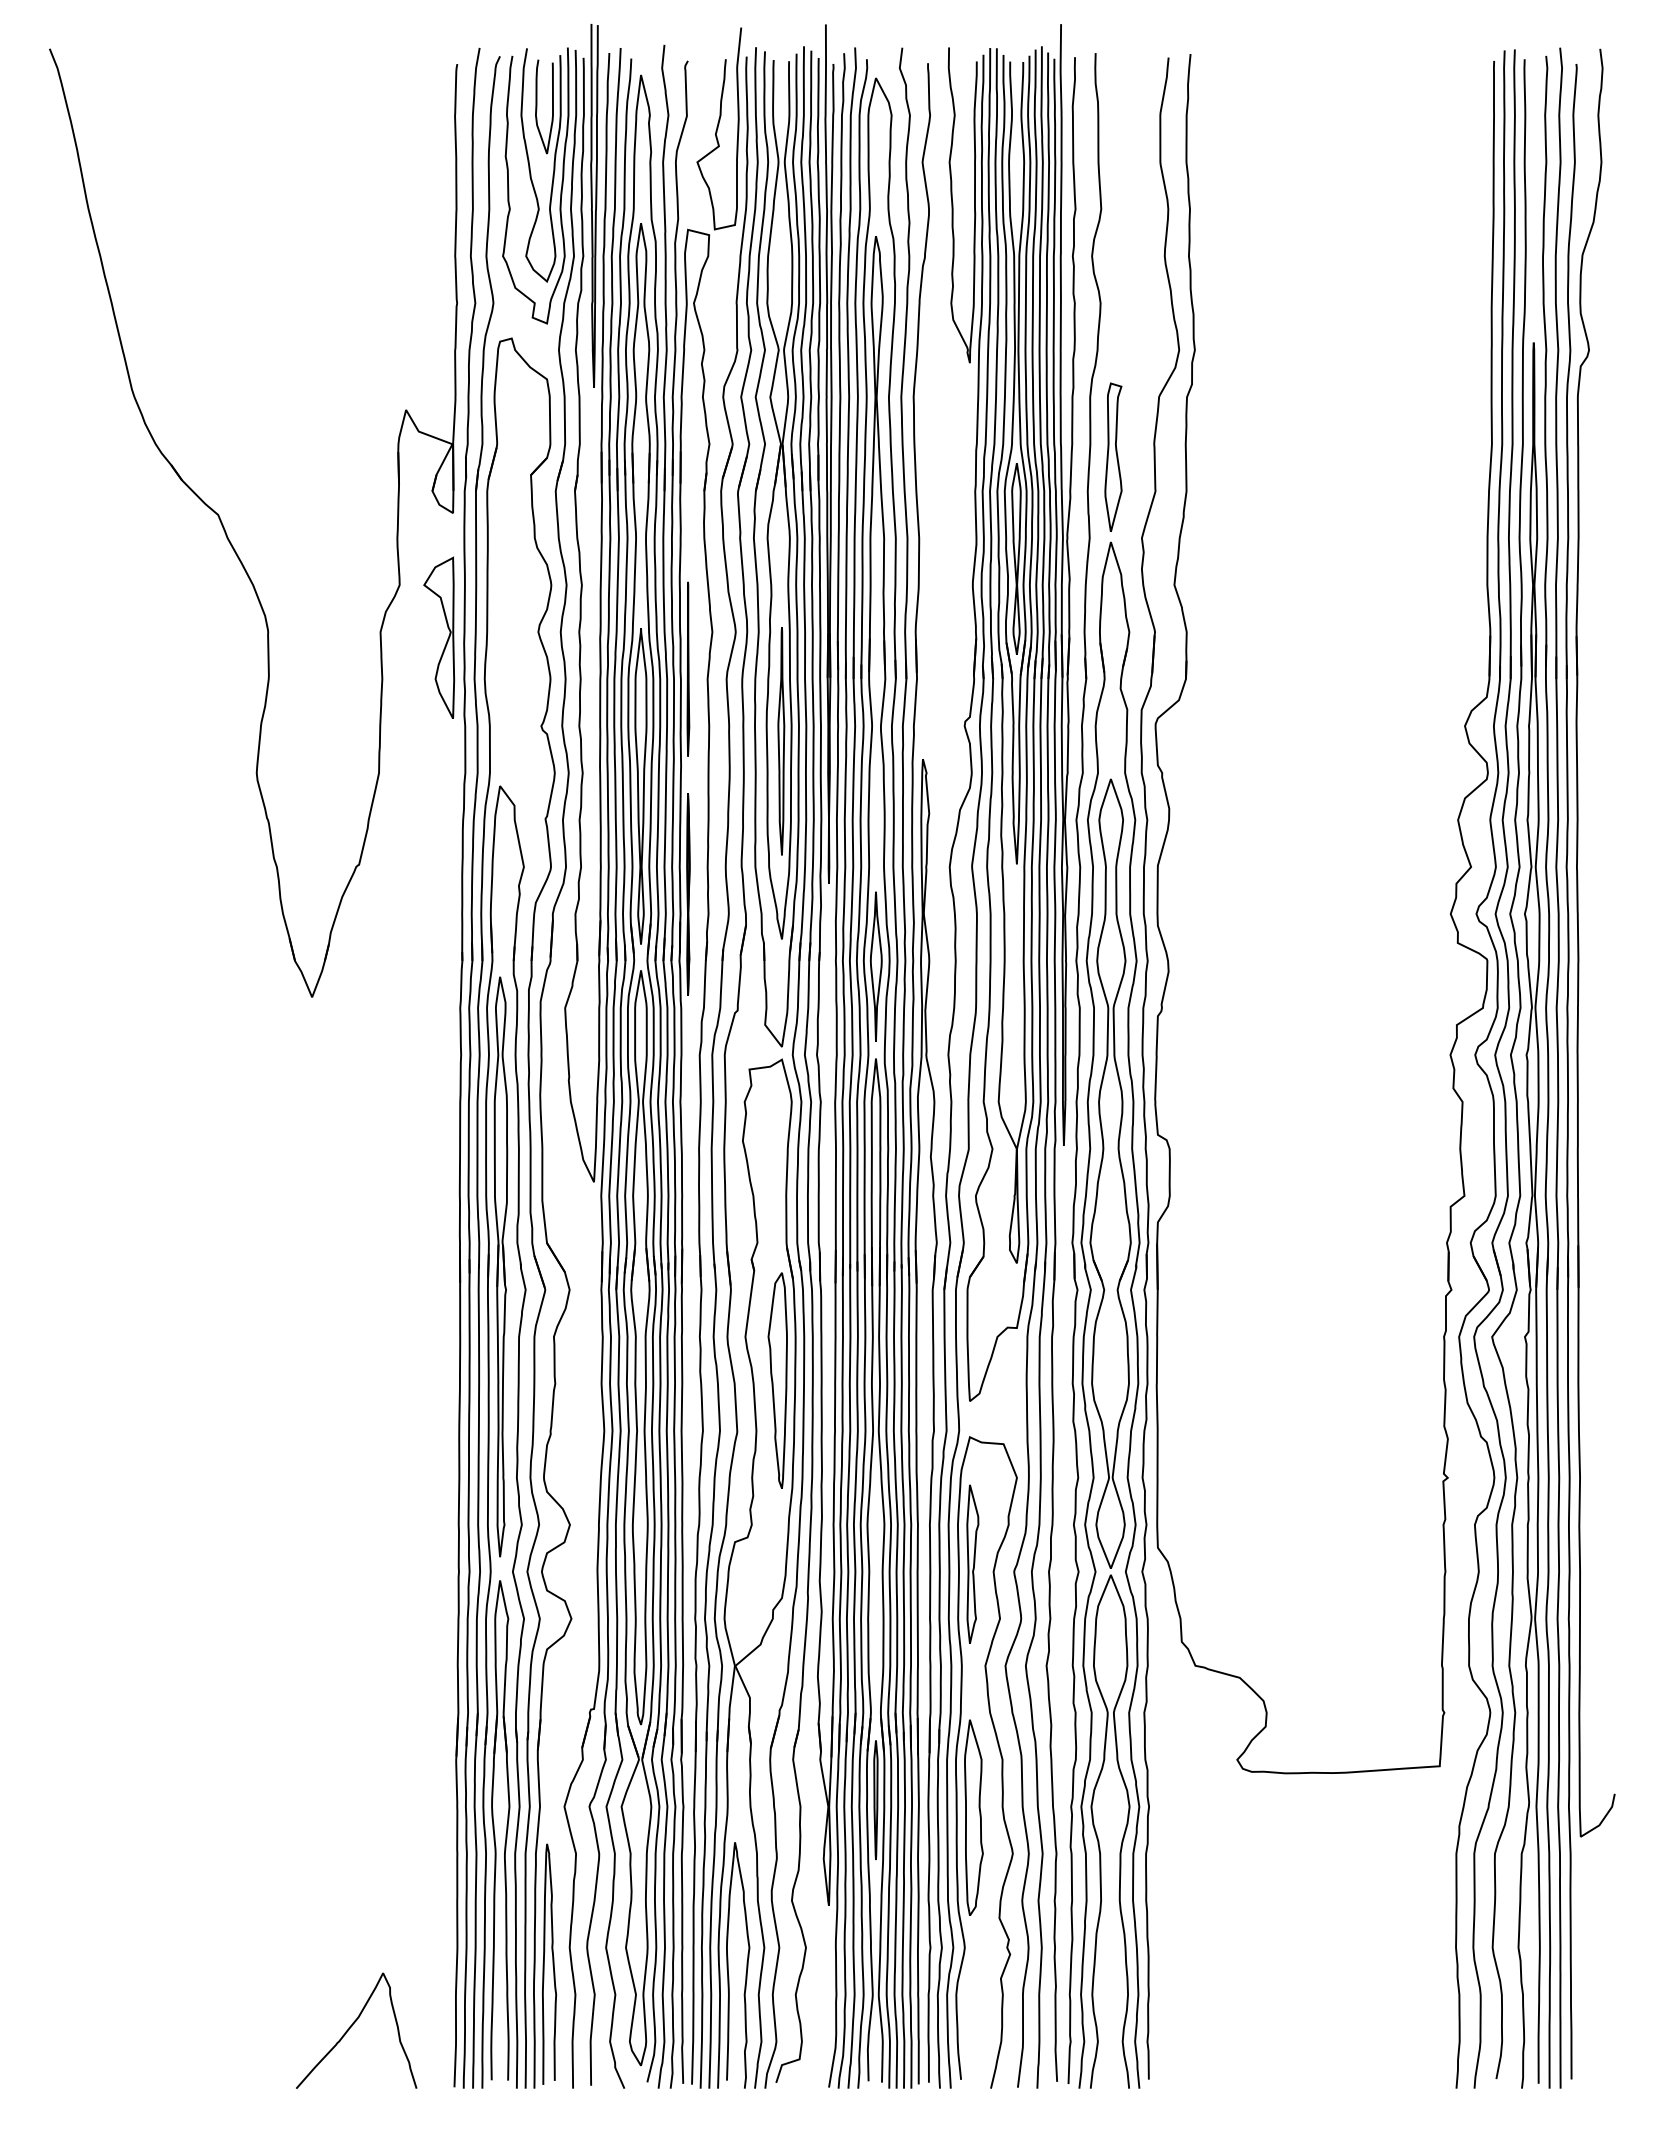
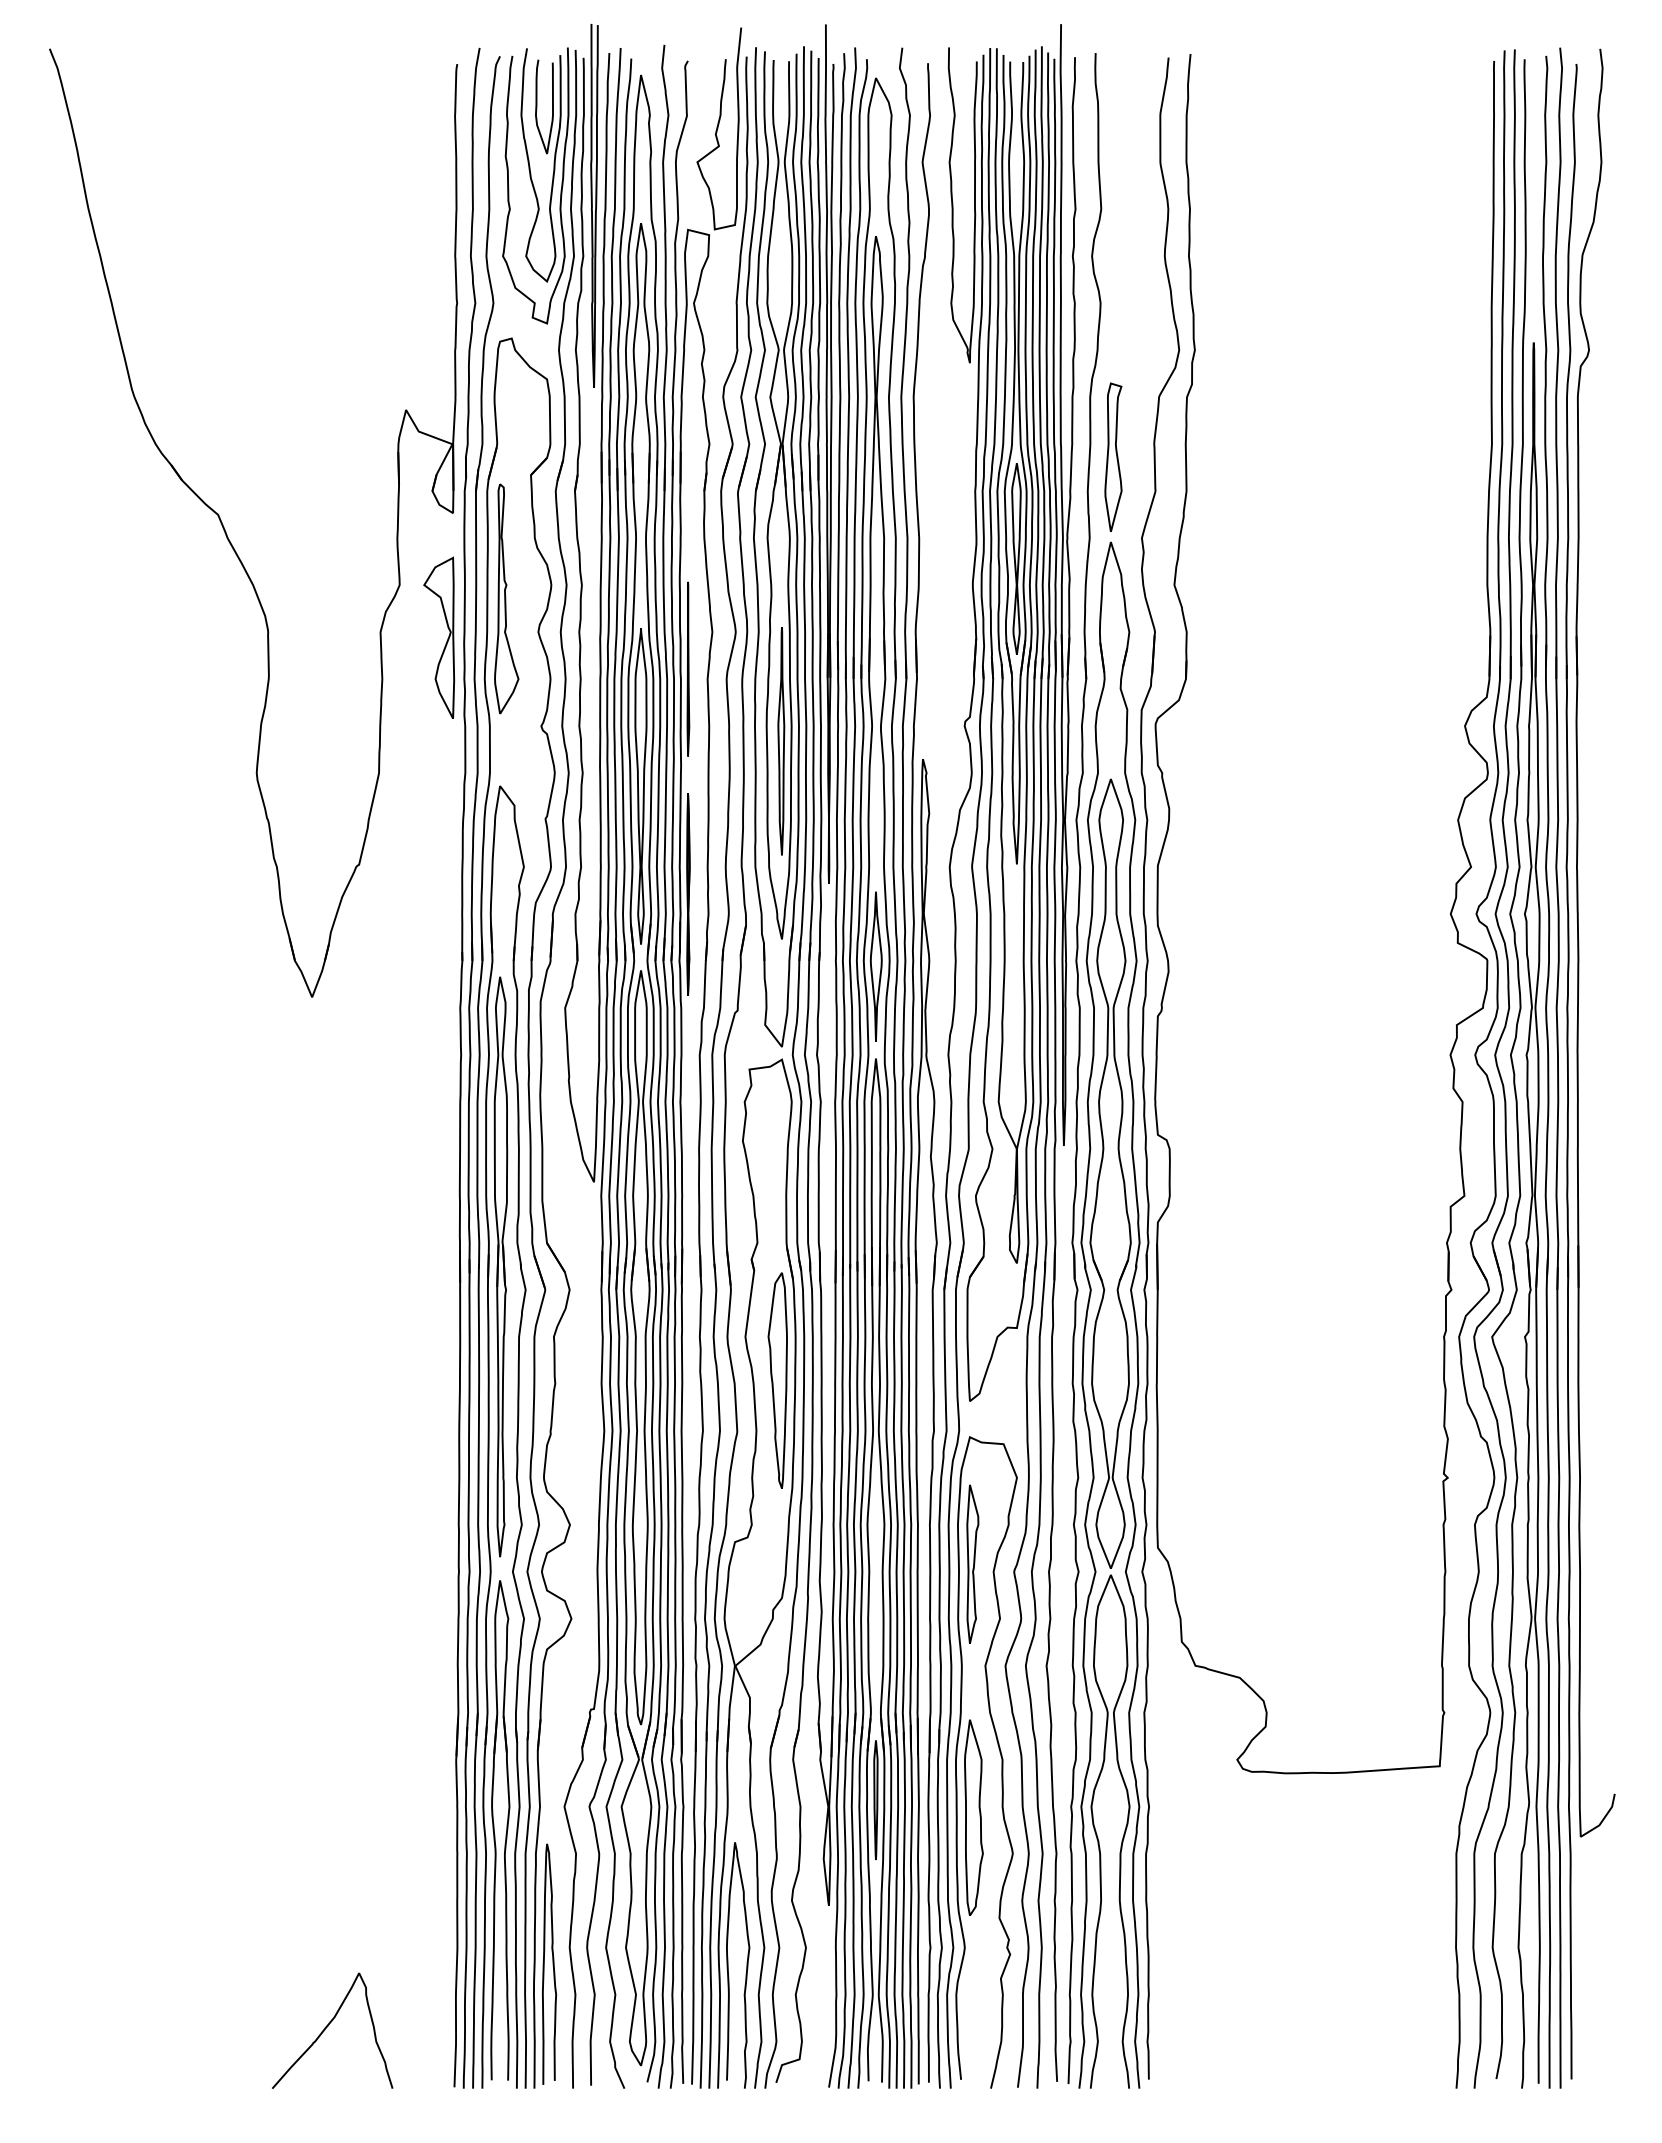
part: none -> present (506, 598)
curve position: (352, 2026) -> (328, 2026) (328, 2026)
